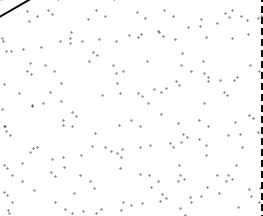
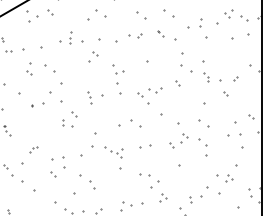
part position: (160, 90) -> (155, 90) (155, 90)
part: none -> present (89, 97)
line: dashed -> solid (261, 107)
part: present -> none (181, 178)
part: present -> none (8, 197)
